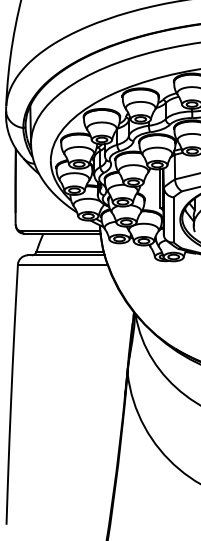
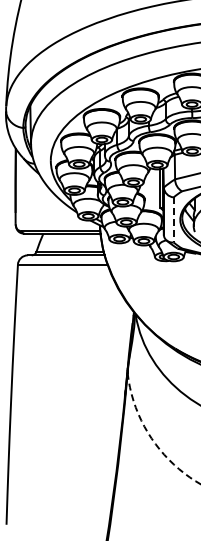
line: solid -> dashed (173, 219)
arc: solid -> dashed (151, 437)
